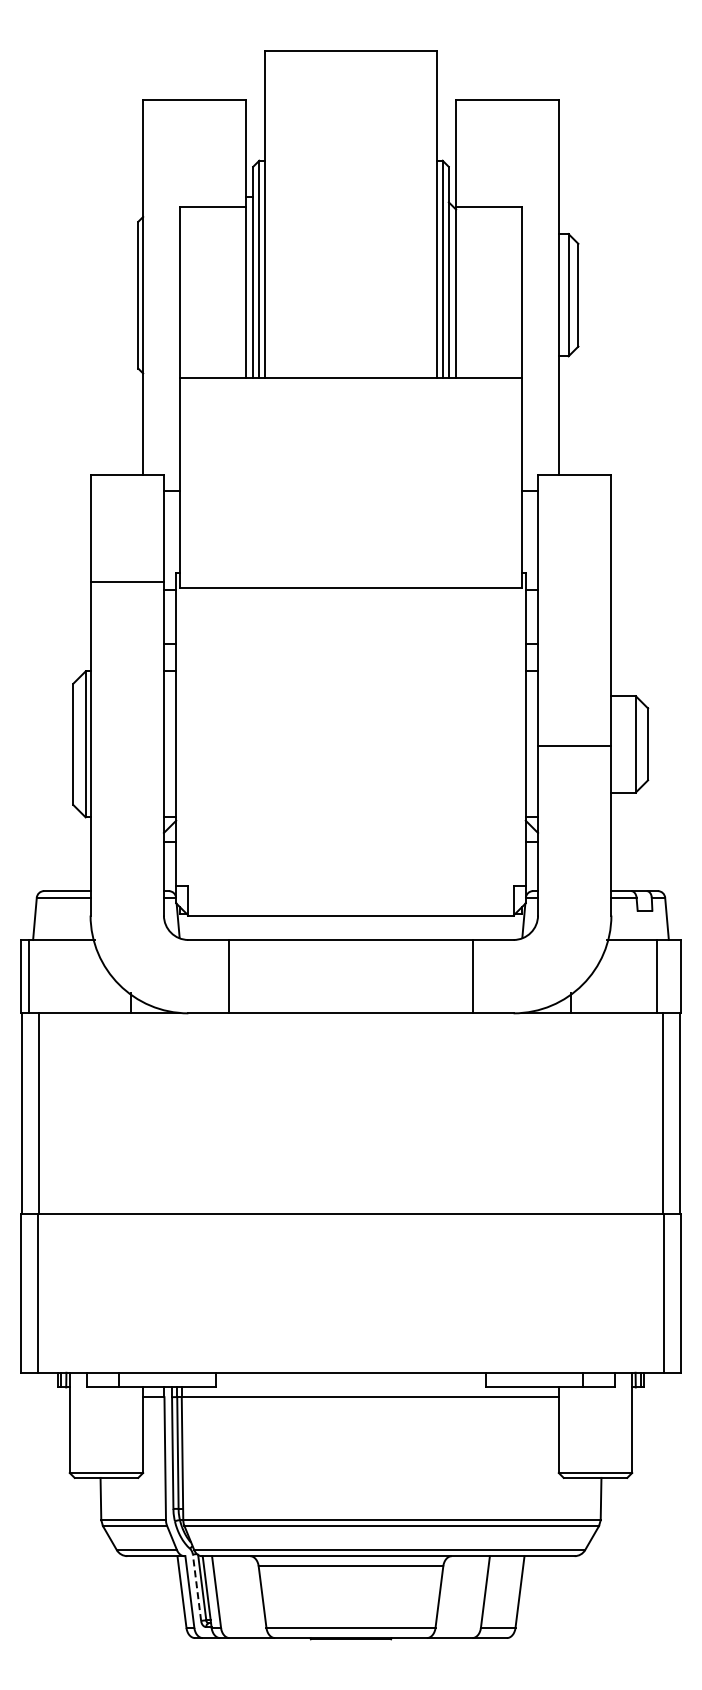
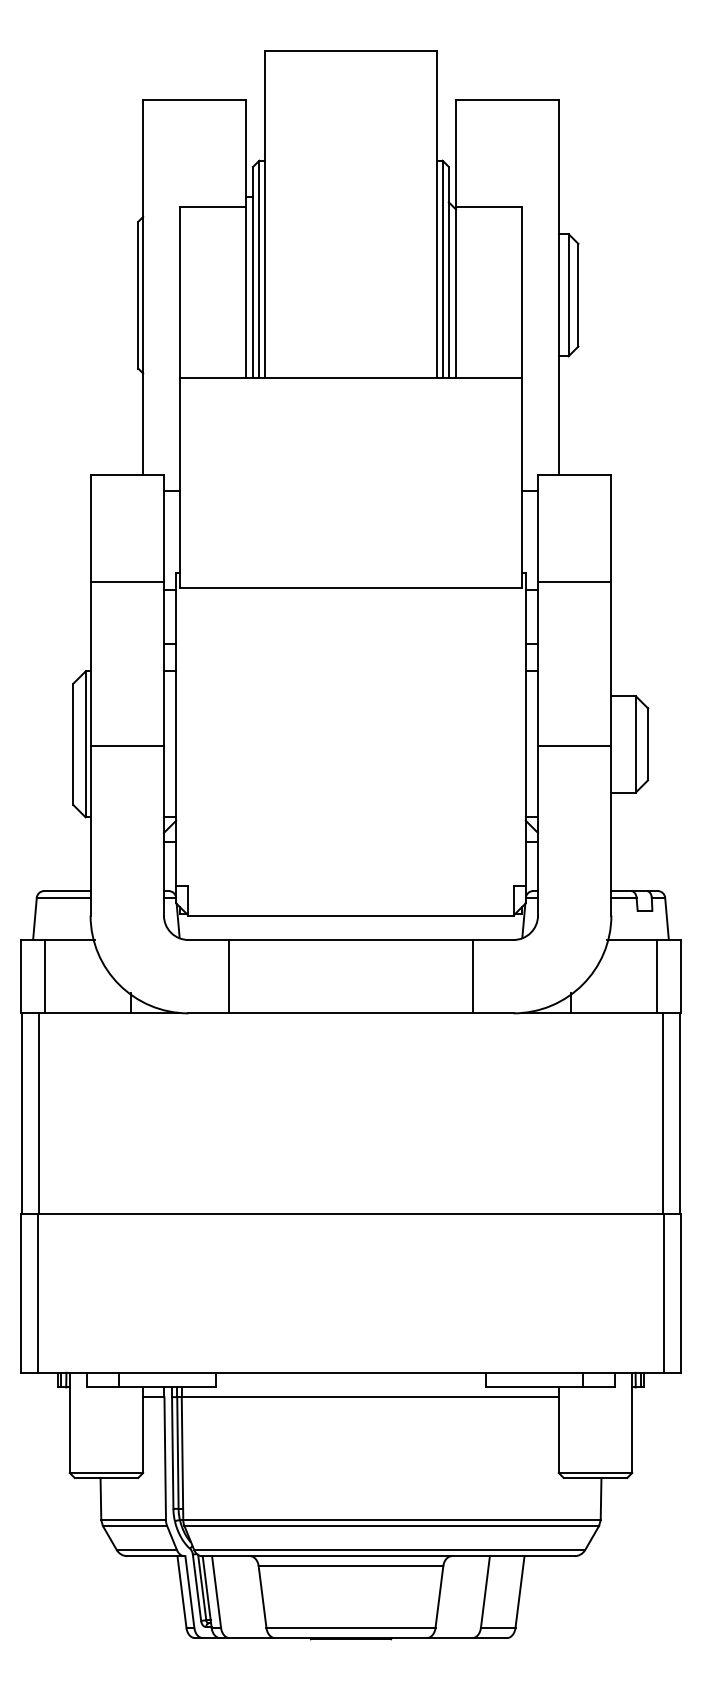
line: none -> present (574, 582)
line: none -> present (126, 745)
line position: (29, 976) -> (45, 976) (45, 976)
line: dashed -> solid (196, 1587)
